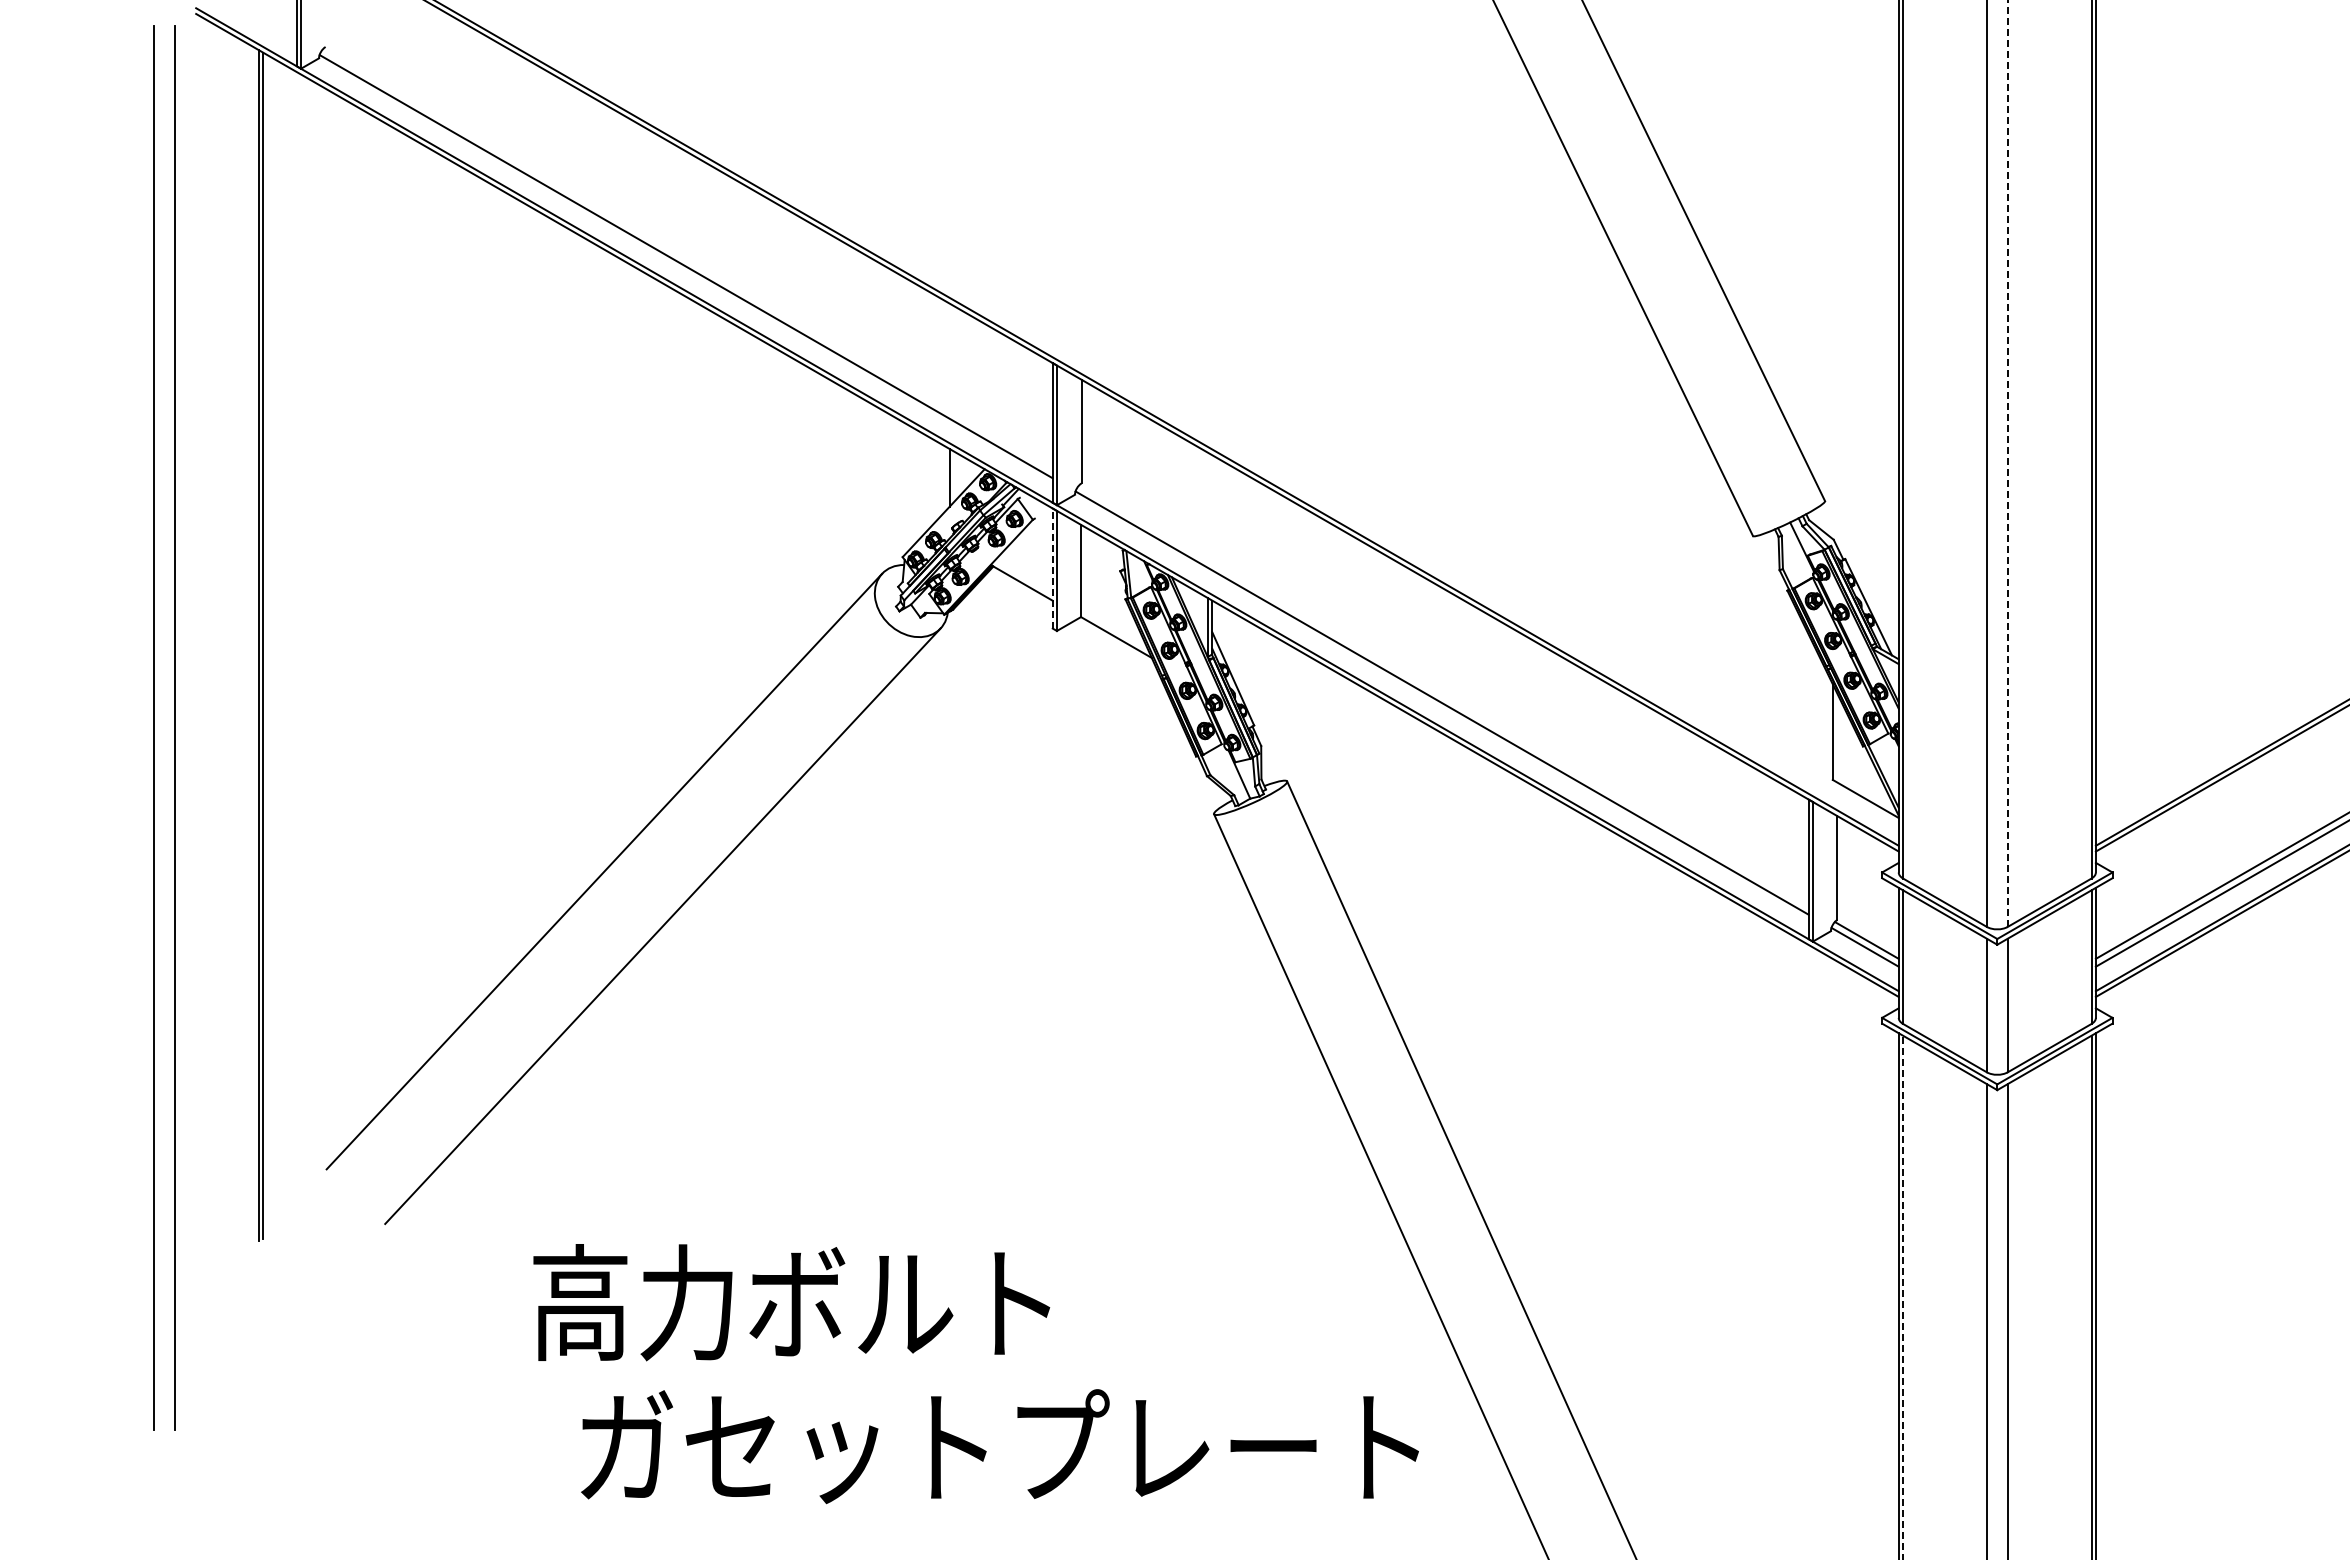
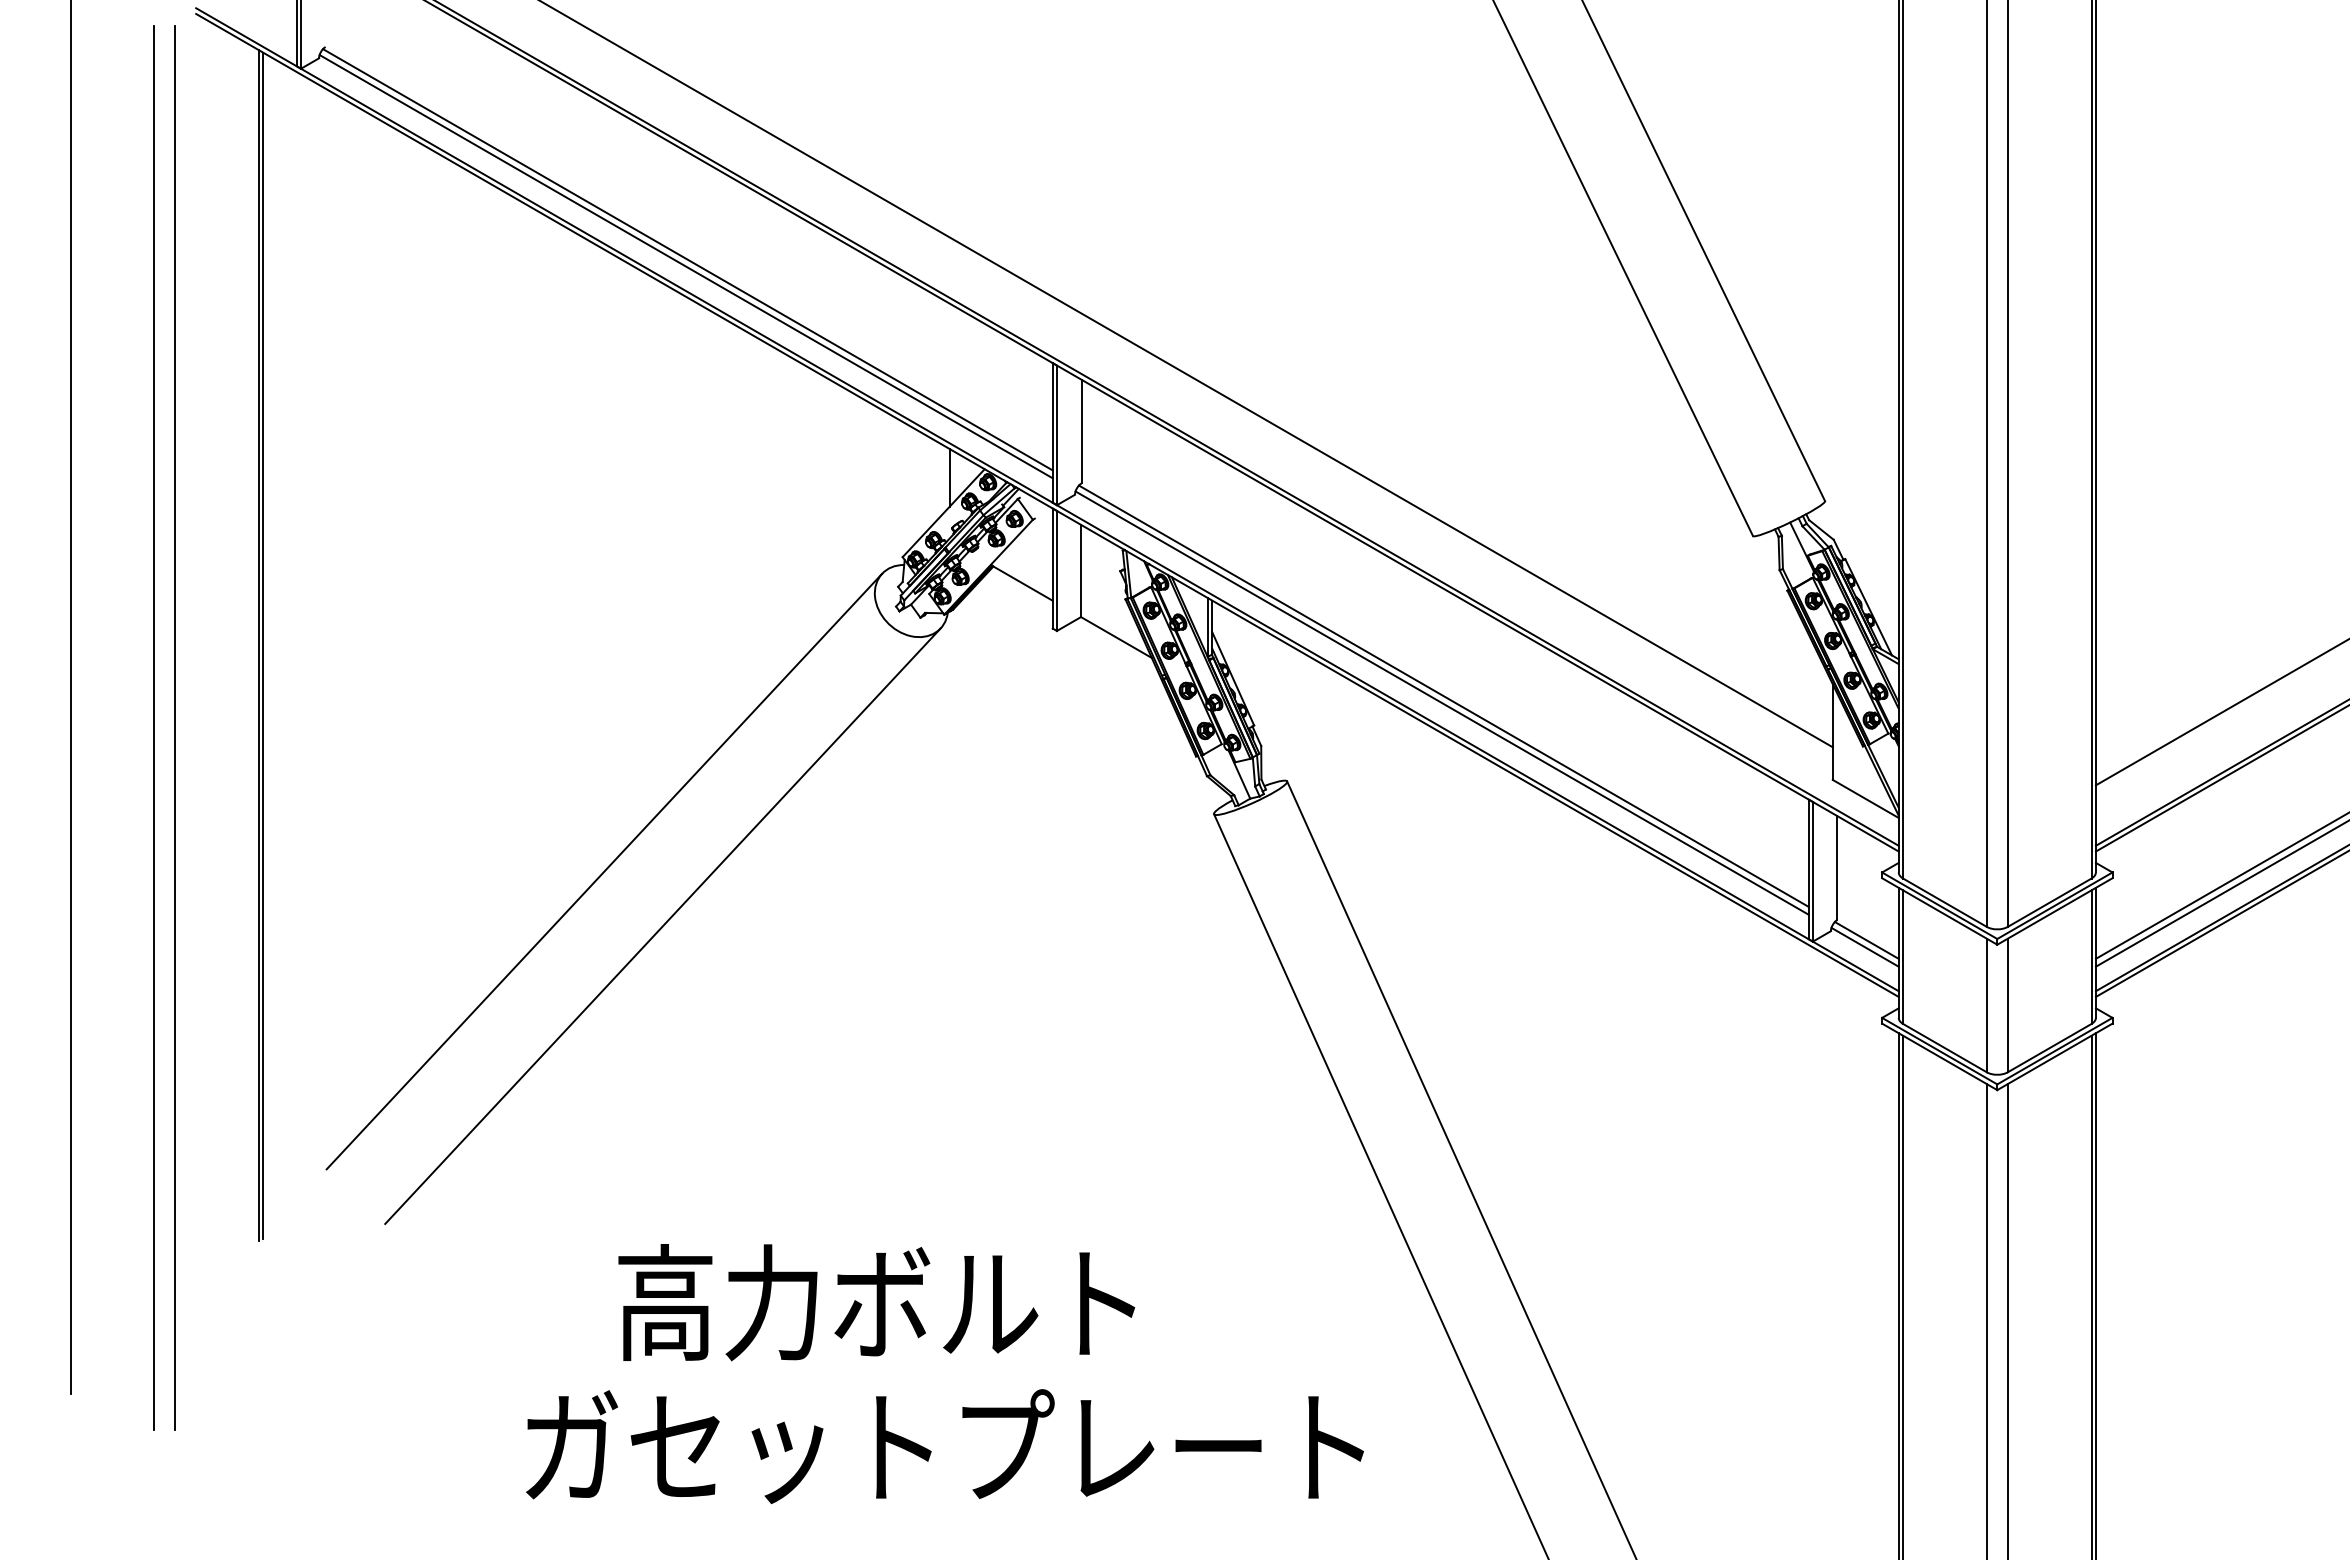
line: none -> present (687, 259)
line: none -> present (1187, 374)
line: dashed -> solid (2007, 463)
line: dashed -> solid (1052, 568)
line: none -> present (1443, 695)
line: none -> present (70, 698)
line: none -> present (2220, 712)
line: dashed -> solid (1903, 1297)
text position: (791, 1302) -> (876, 1302) (876, 1302)
text position: (999, 1446) -> (944, 1446) (944, 1446)
